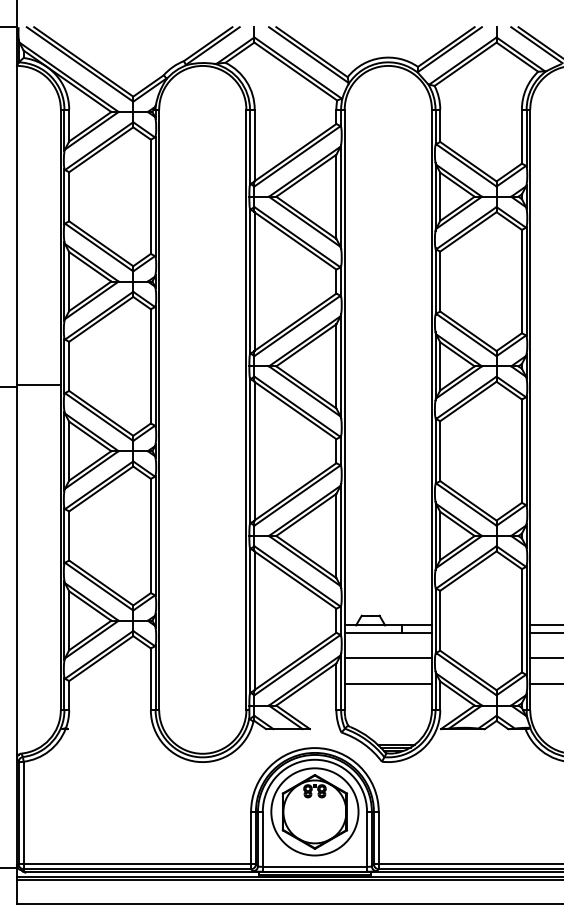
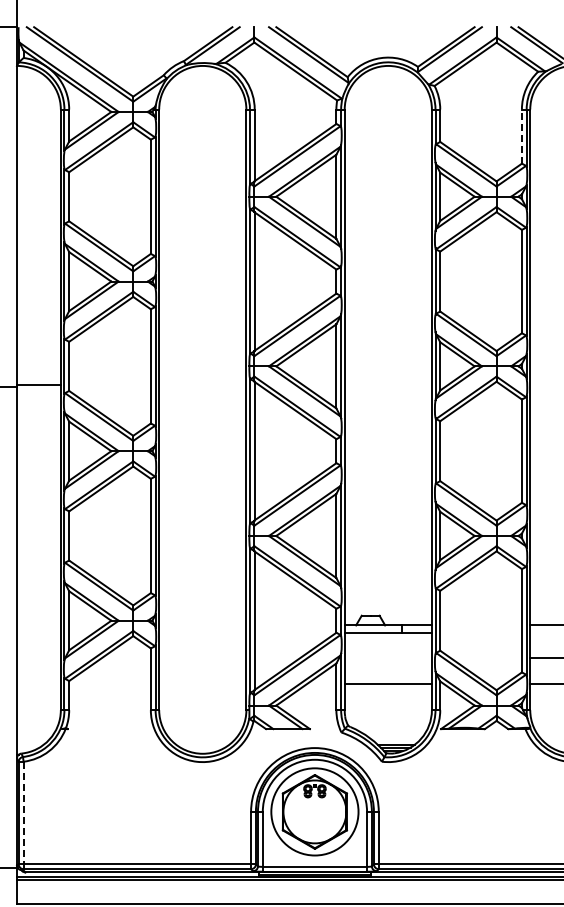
line: solid -> dashed (521, 136)
line: present -> none (545, 632)
line: present -> none (387, 657)
line: solid -> dashed (23, 813)
